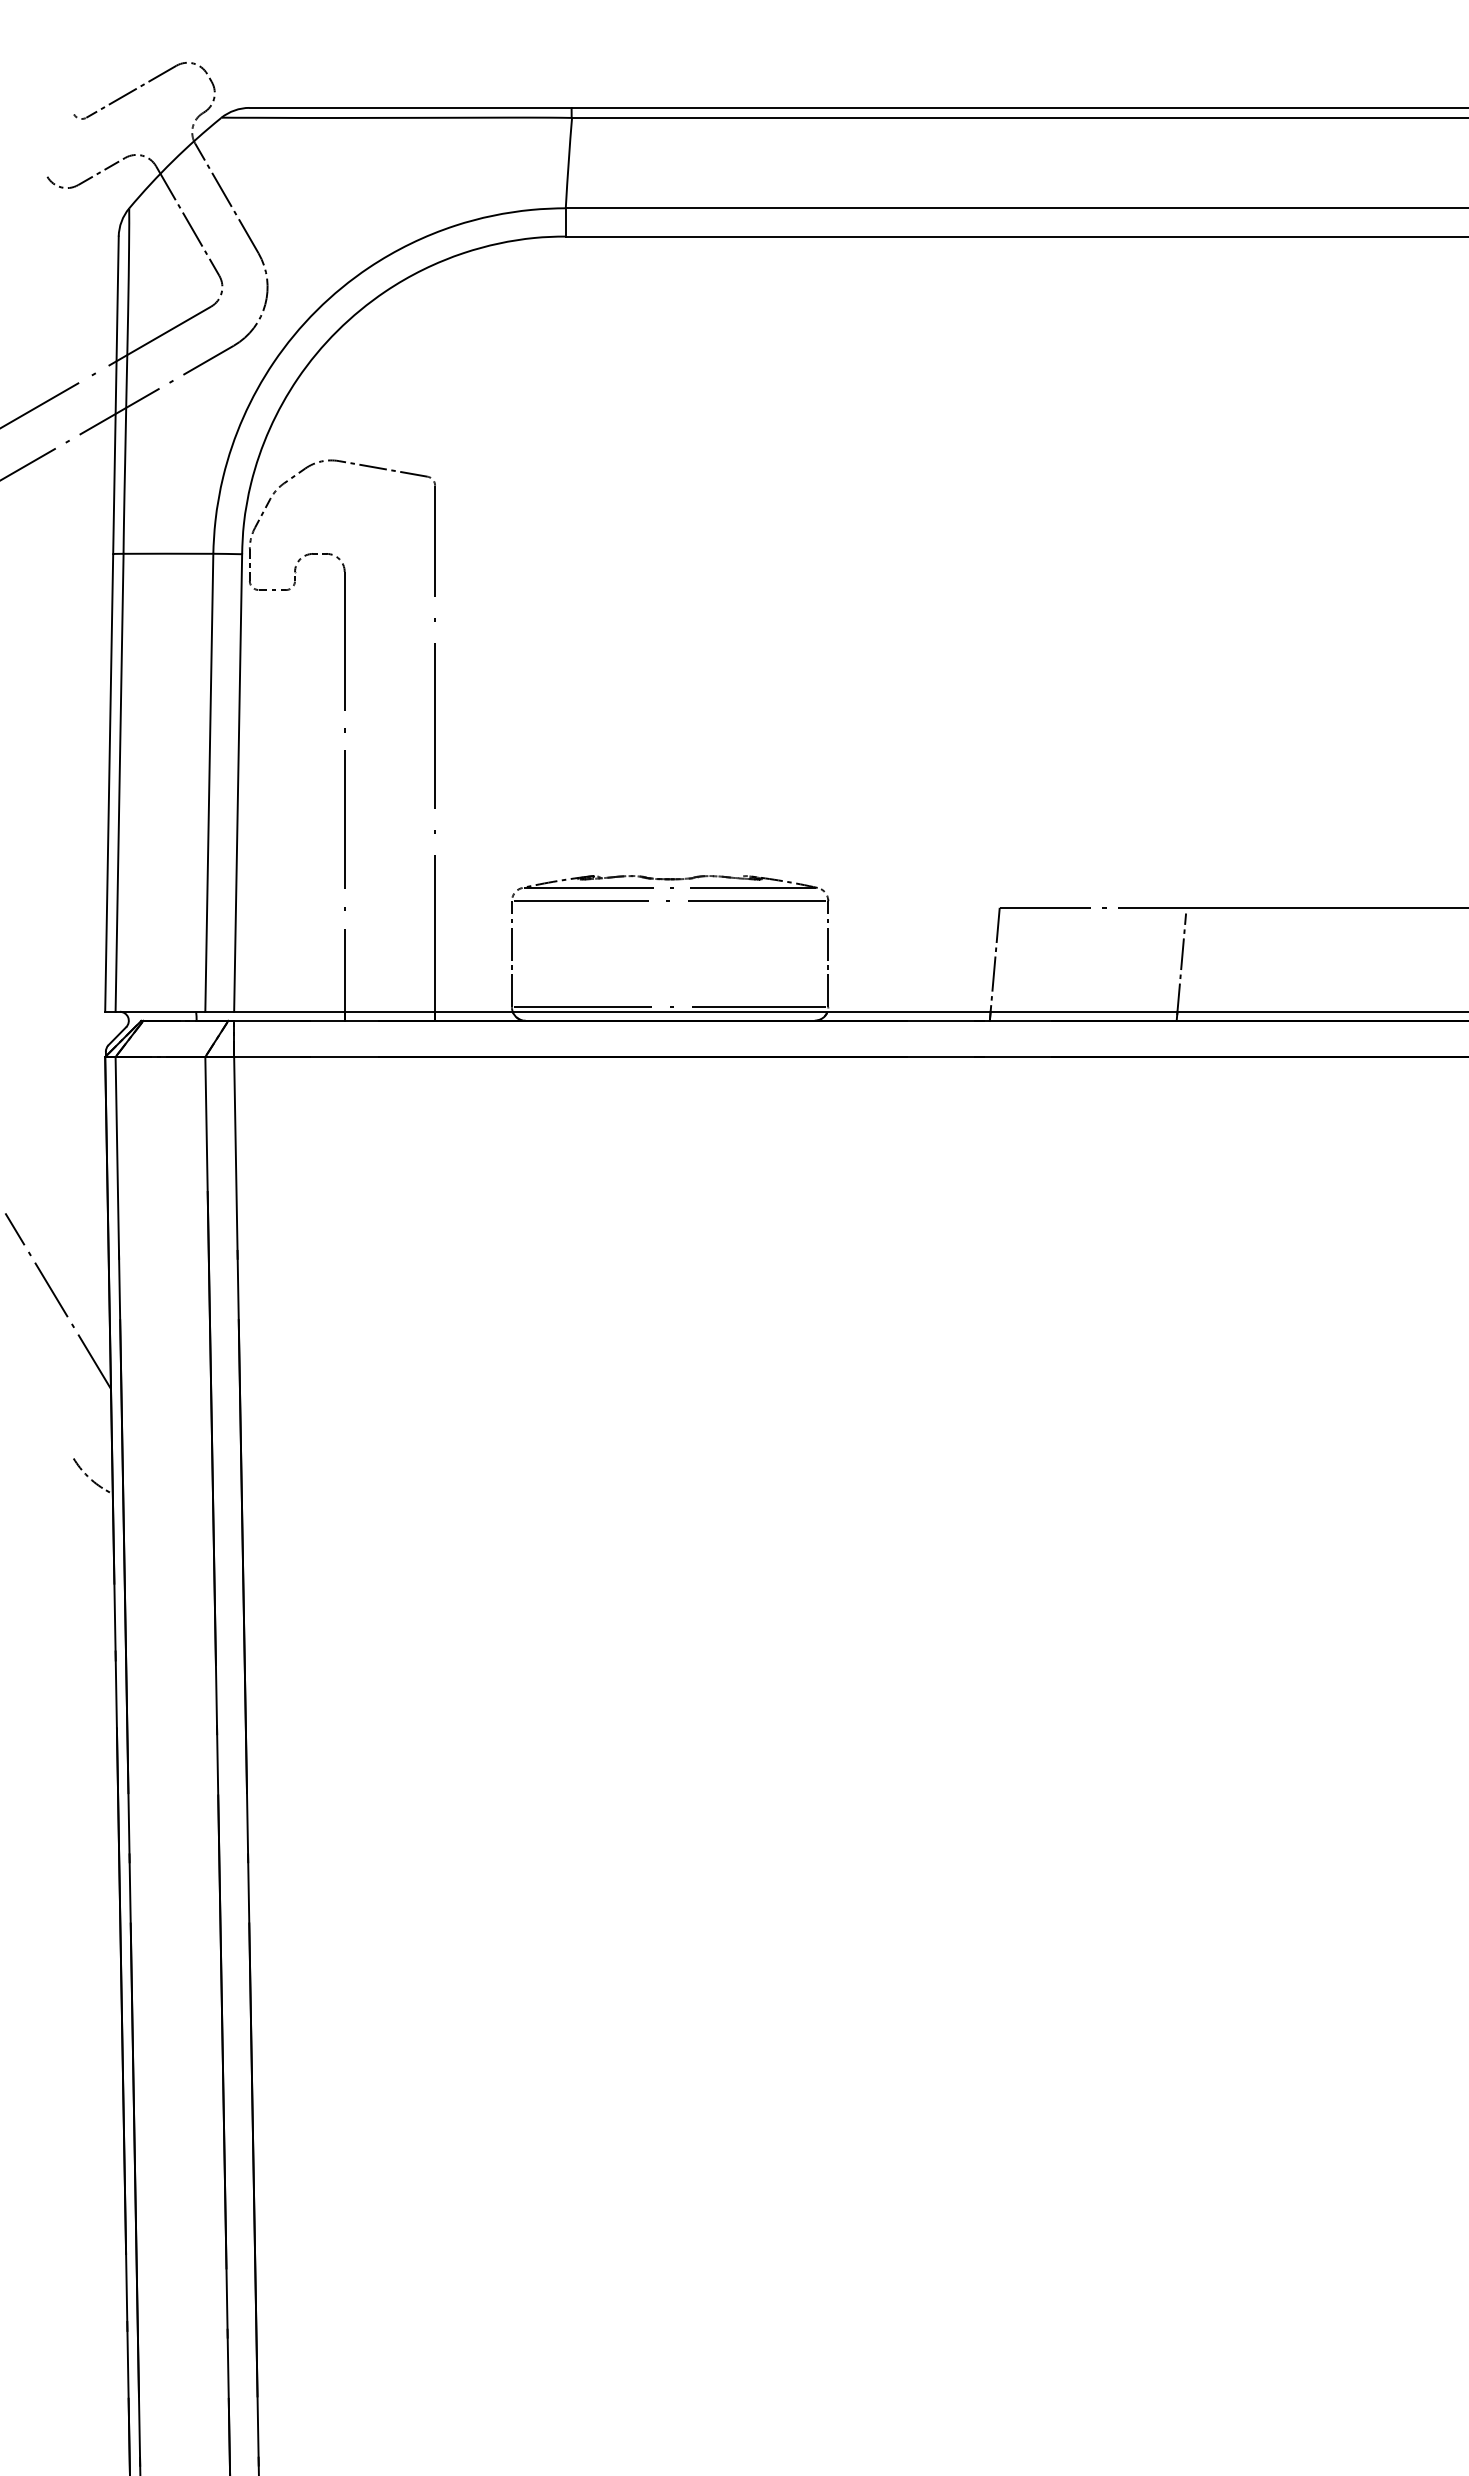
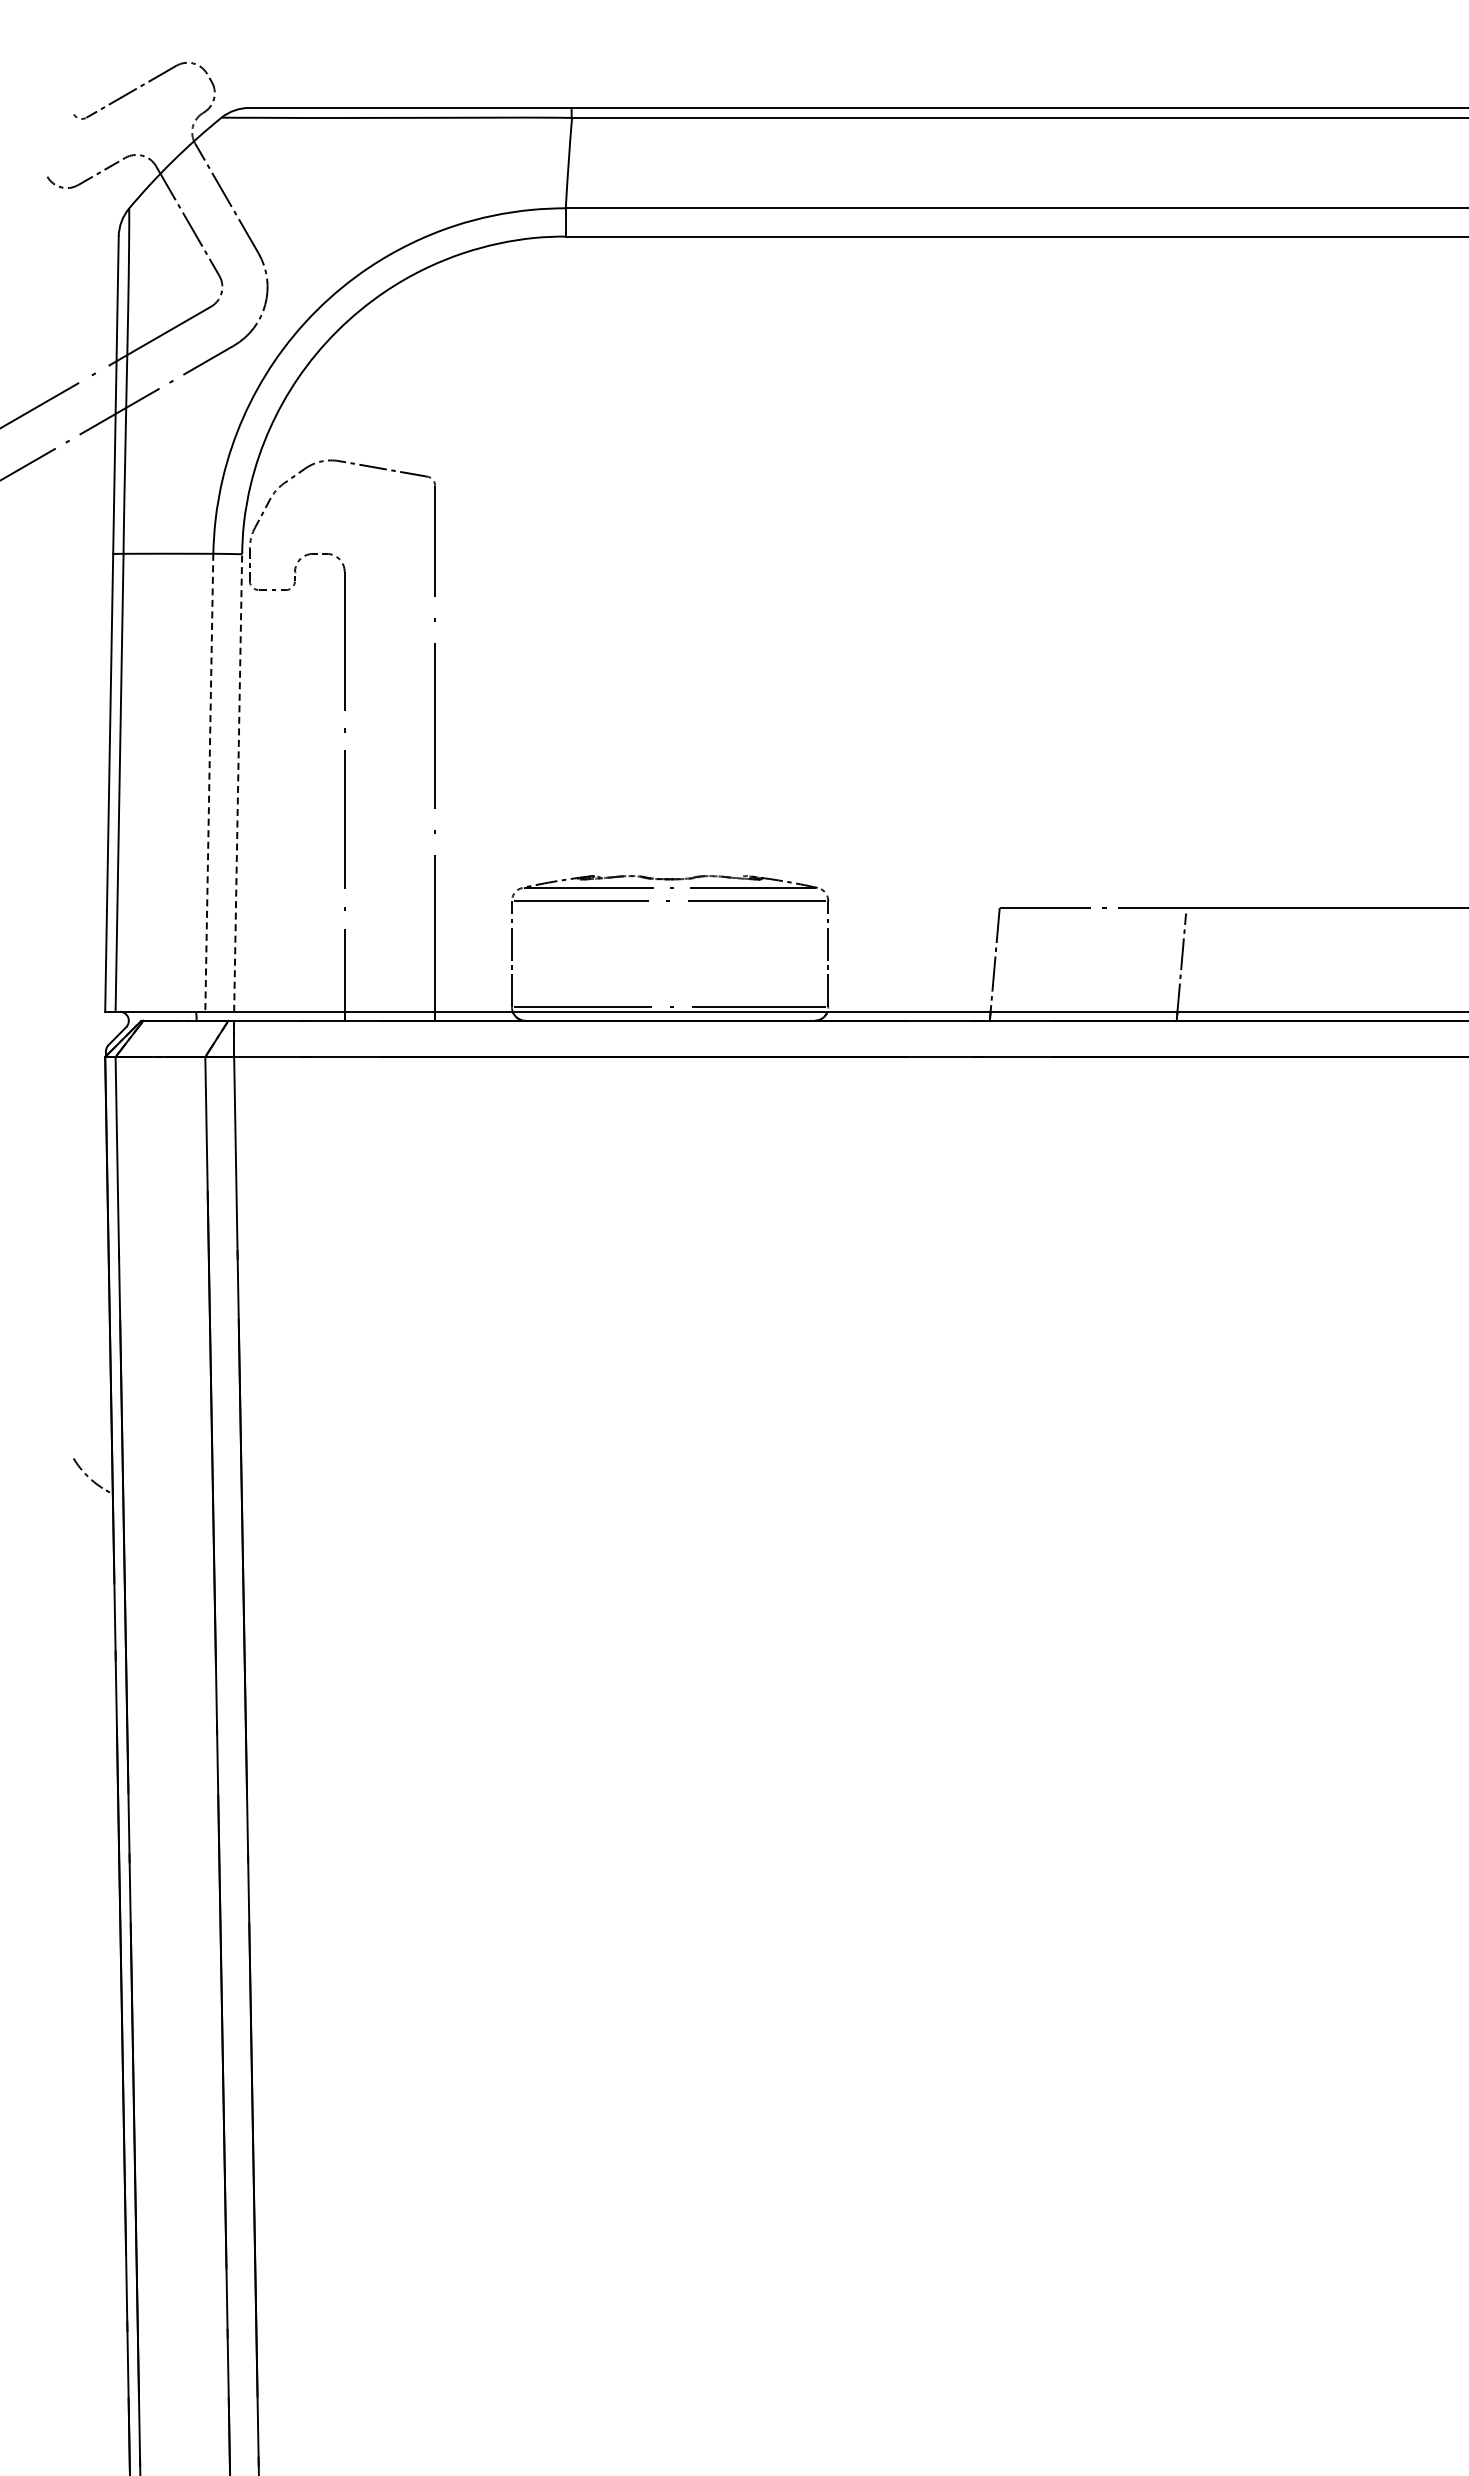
line: solid -> dashed (238, 782)
line: solid -> dashed (209, 783)
line: present -> none (58, 1301)
